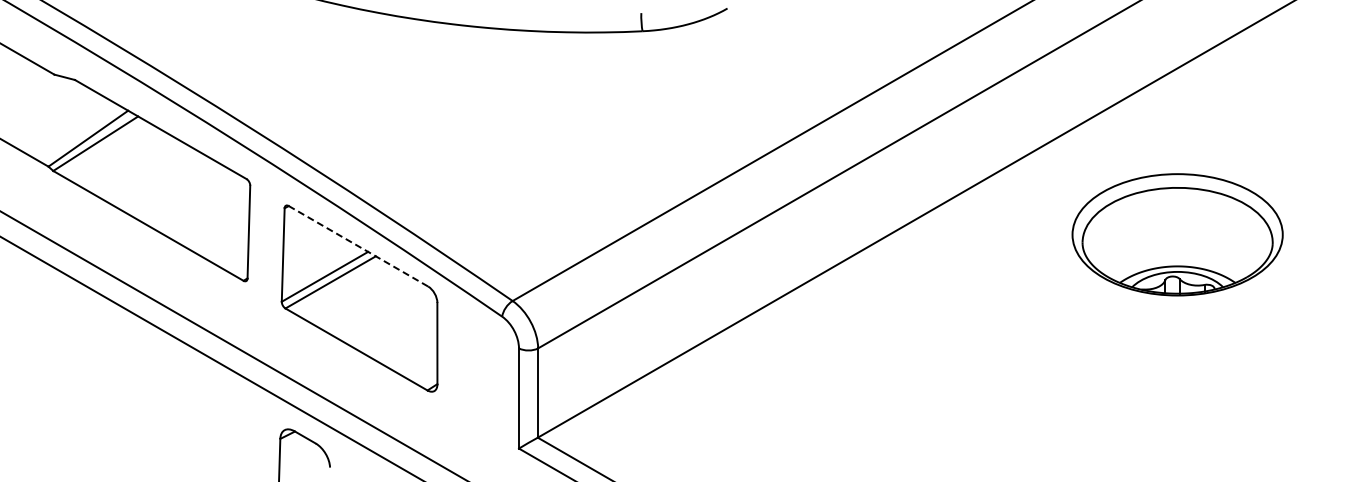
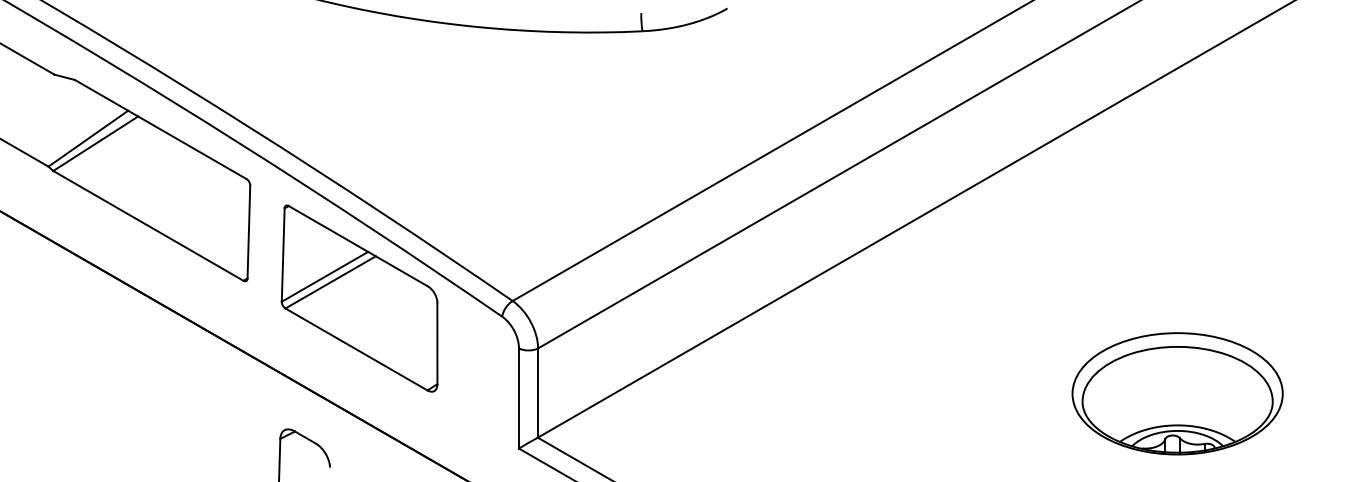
part position: (1177, 234) -> (1177, 393) (1177, 393)
line: dashed -> solid (358, 246)
line position: (210, 357) -> (232, 345) (232, 345)
